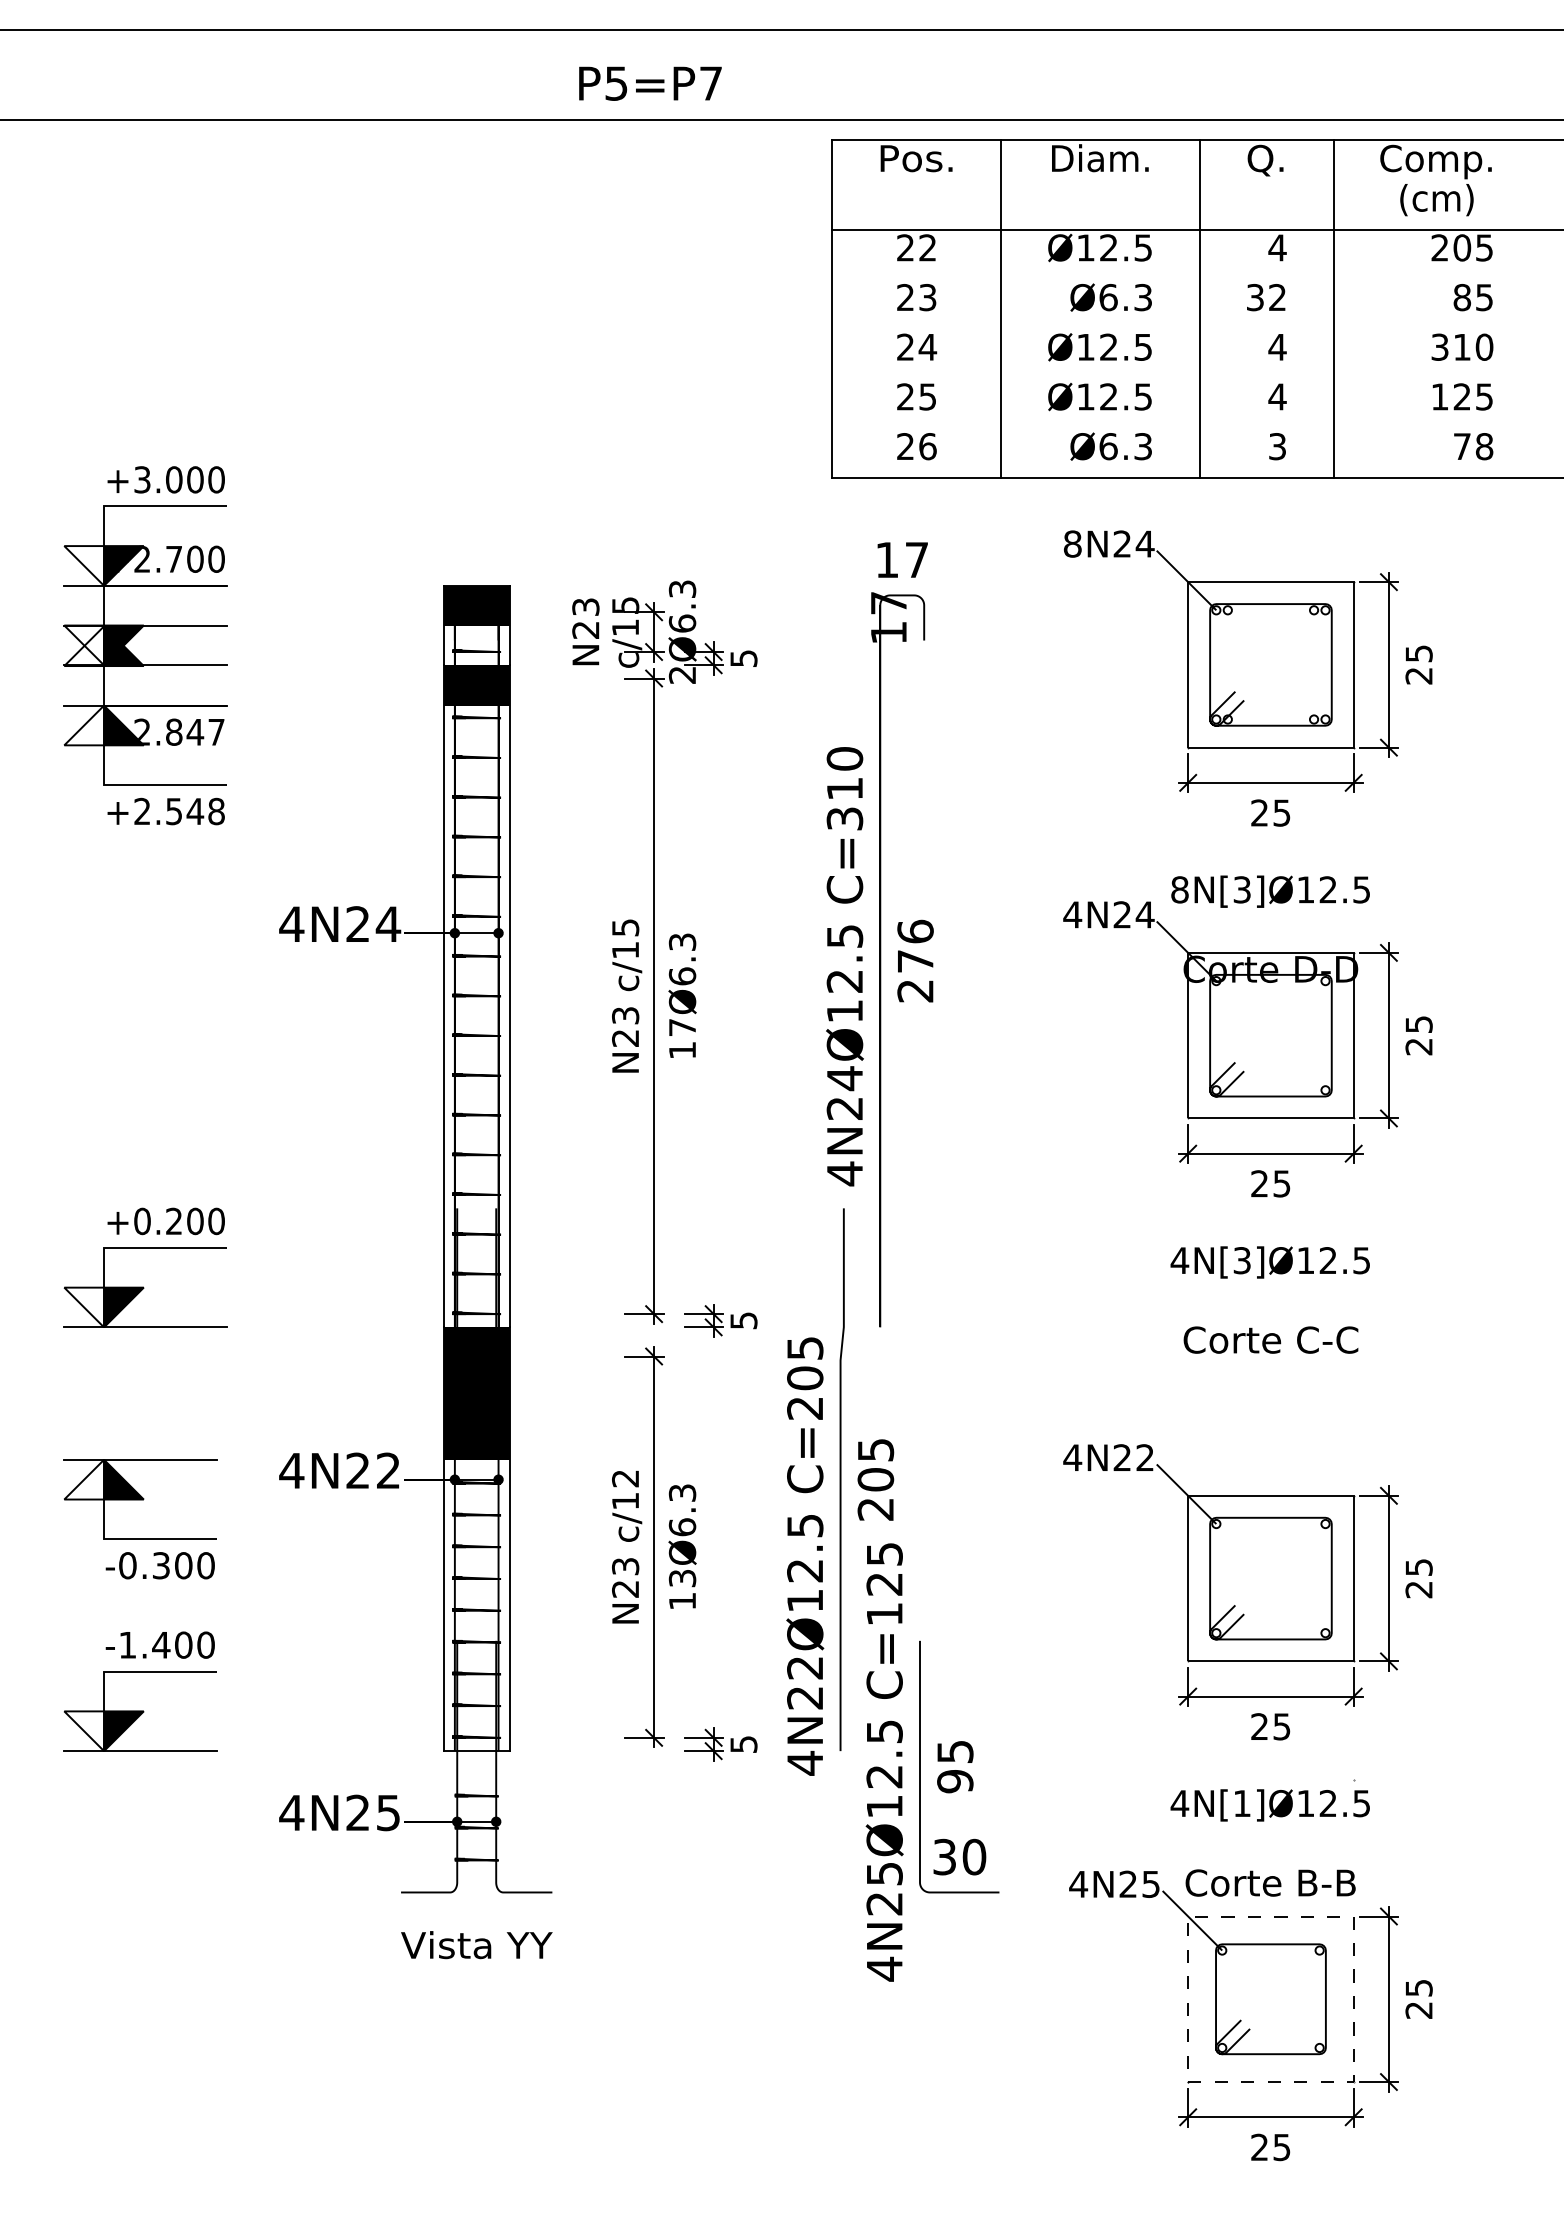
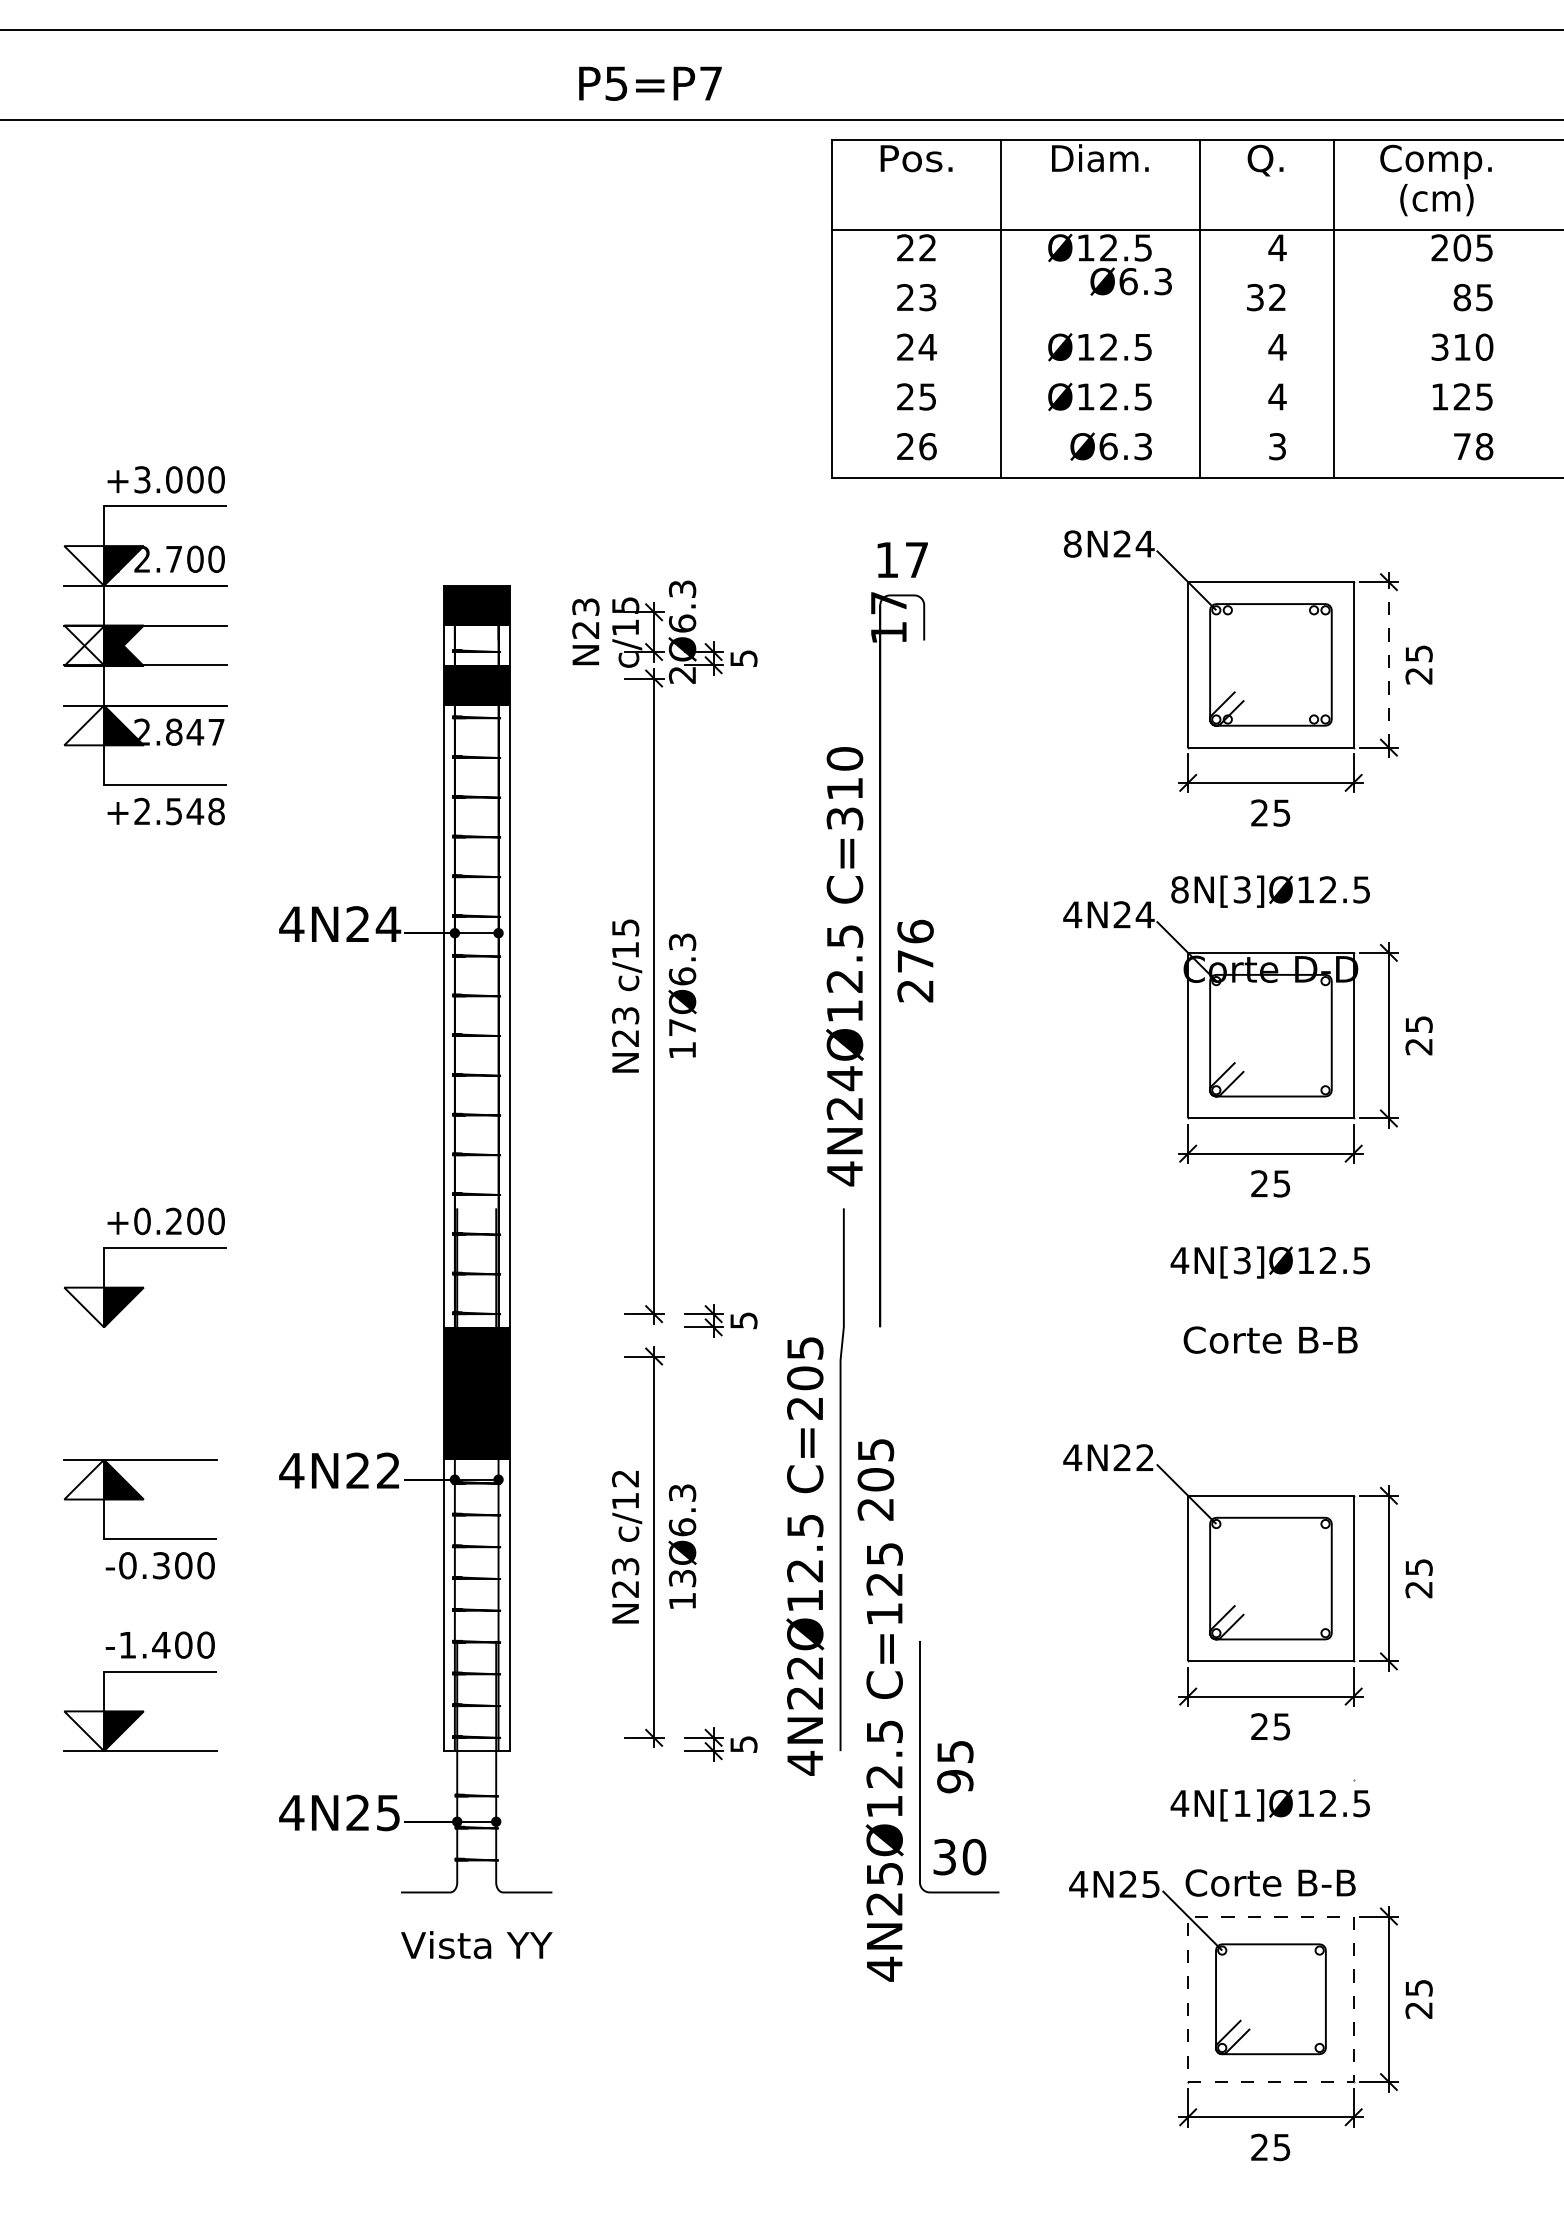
text position: (1110, 297) -> (1130, 281) (1130, 281)
line: solid -> dashed (1388, 664)
line: present -> none (145, 1327)
text: Corte C-C -> Corte B-B (1281, 1339)
